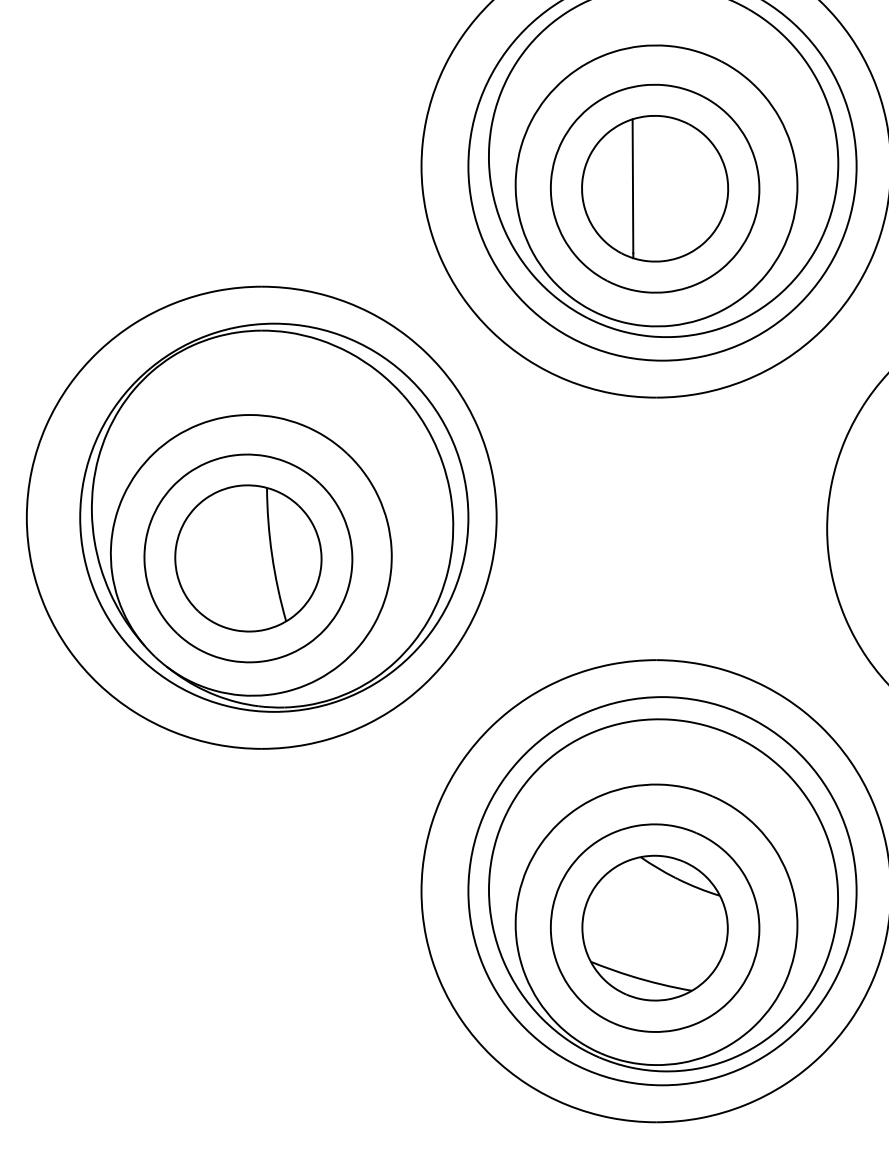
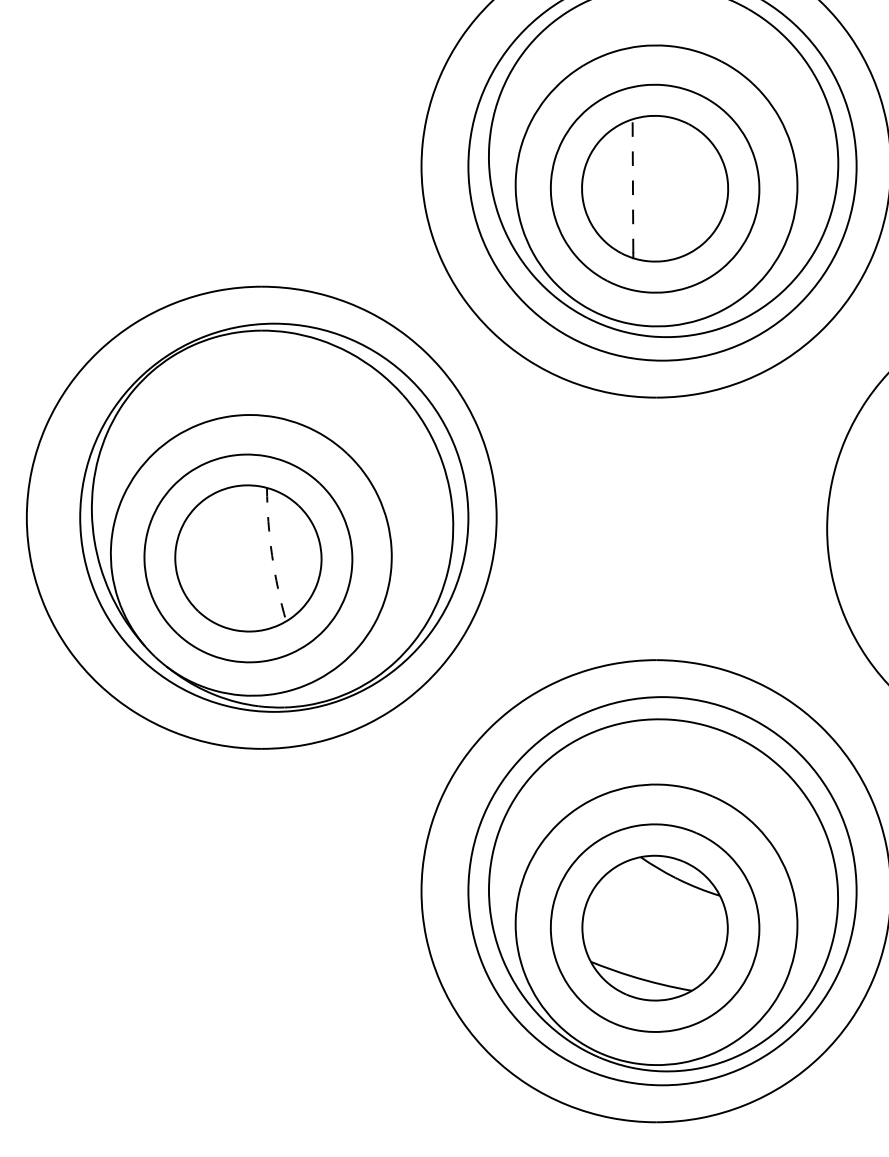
line: solid -> dashed (632, 186)
arc: solid -> dashed (272, 555)
